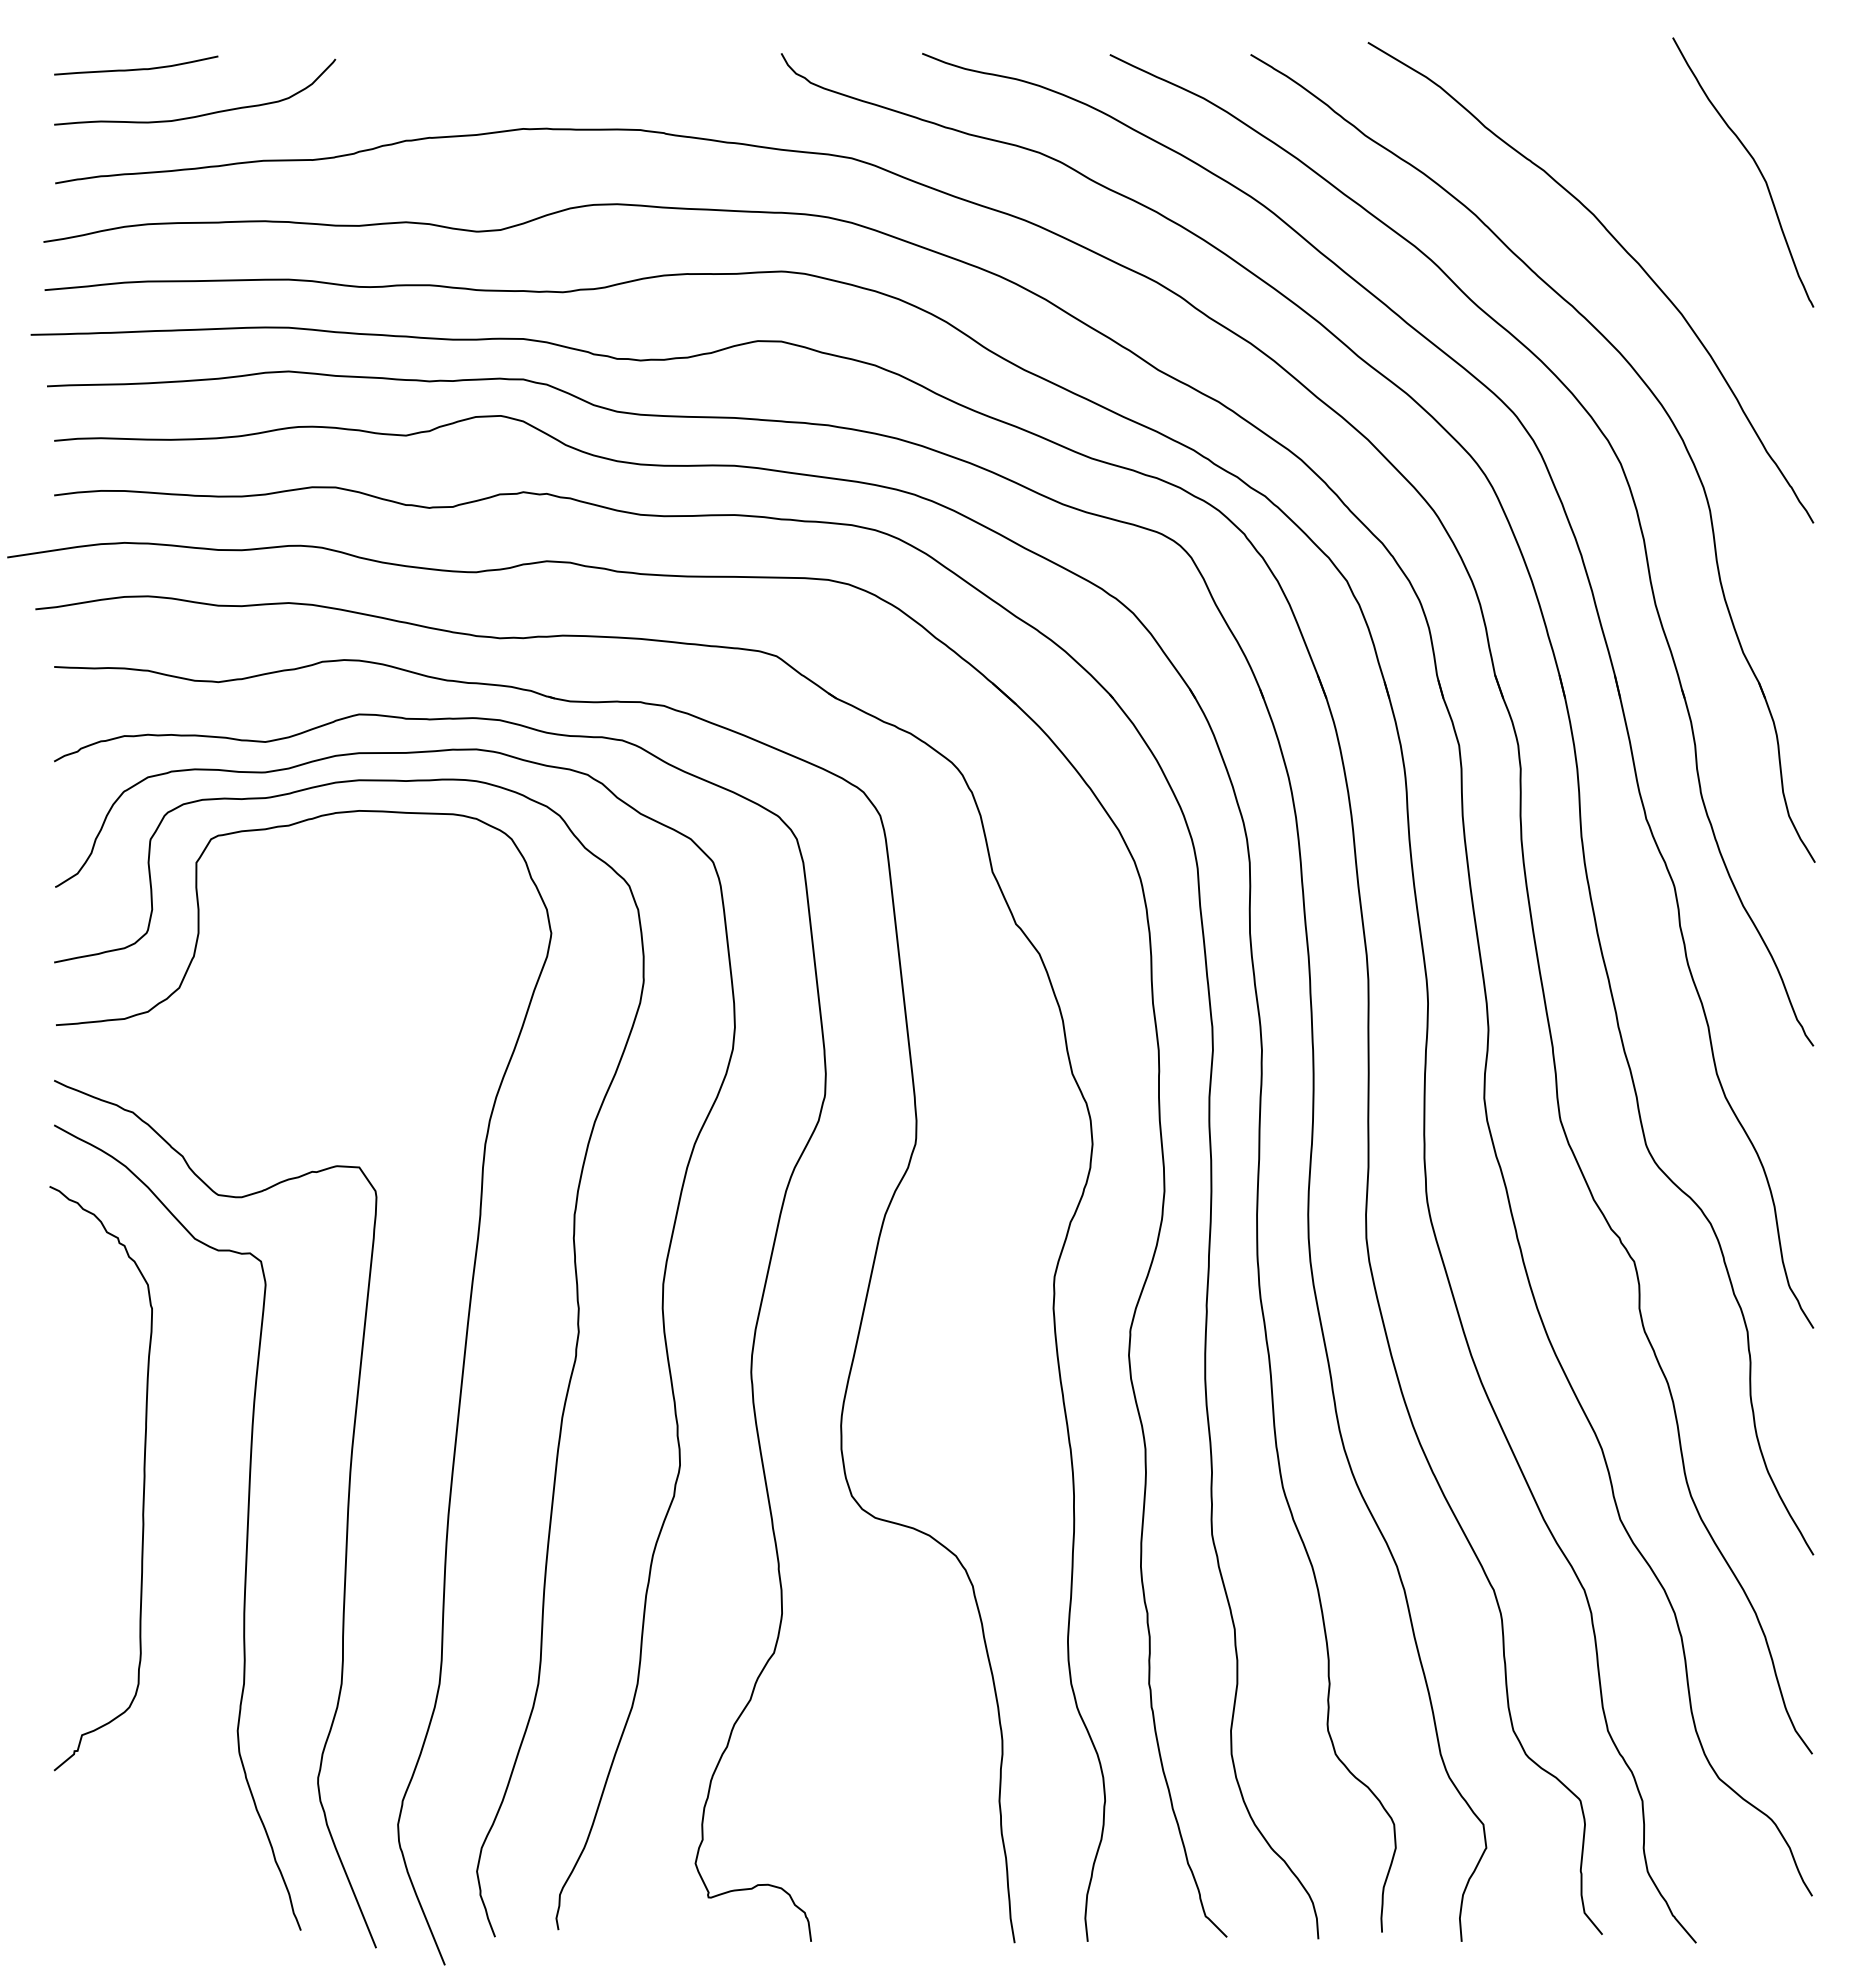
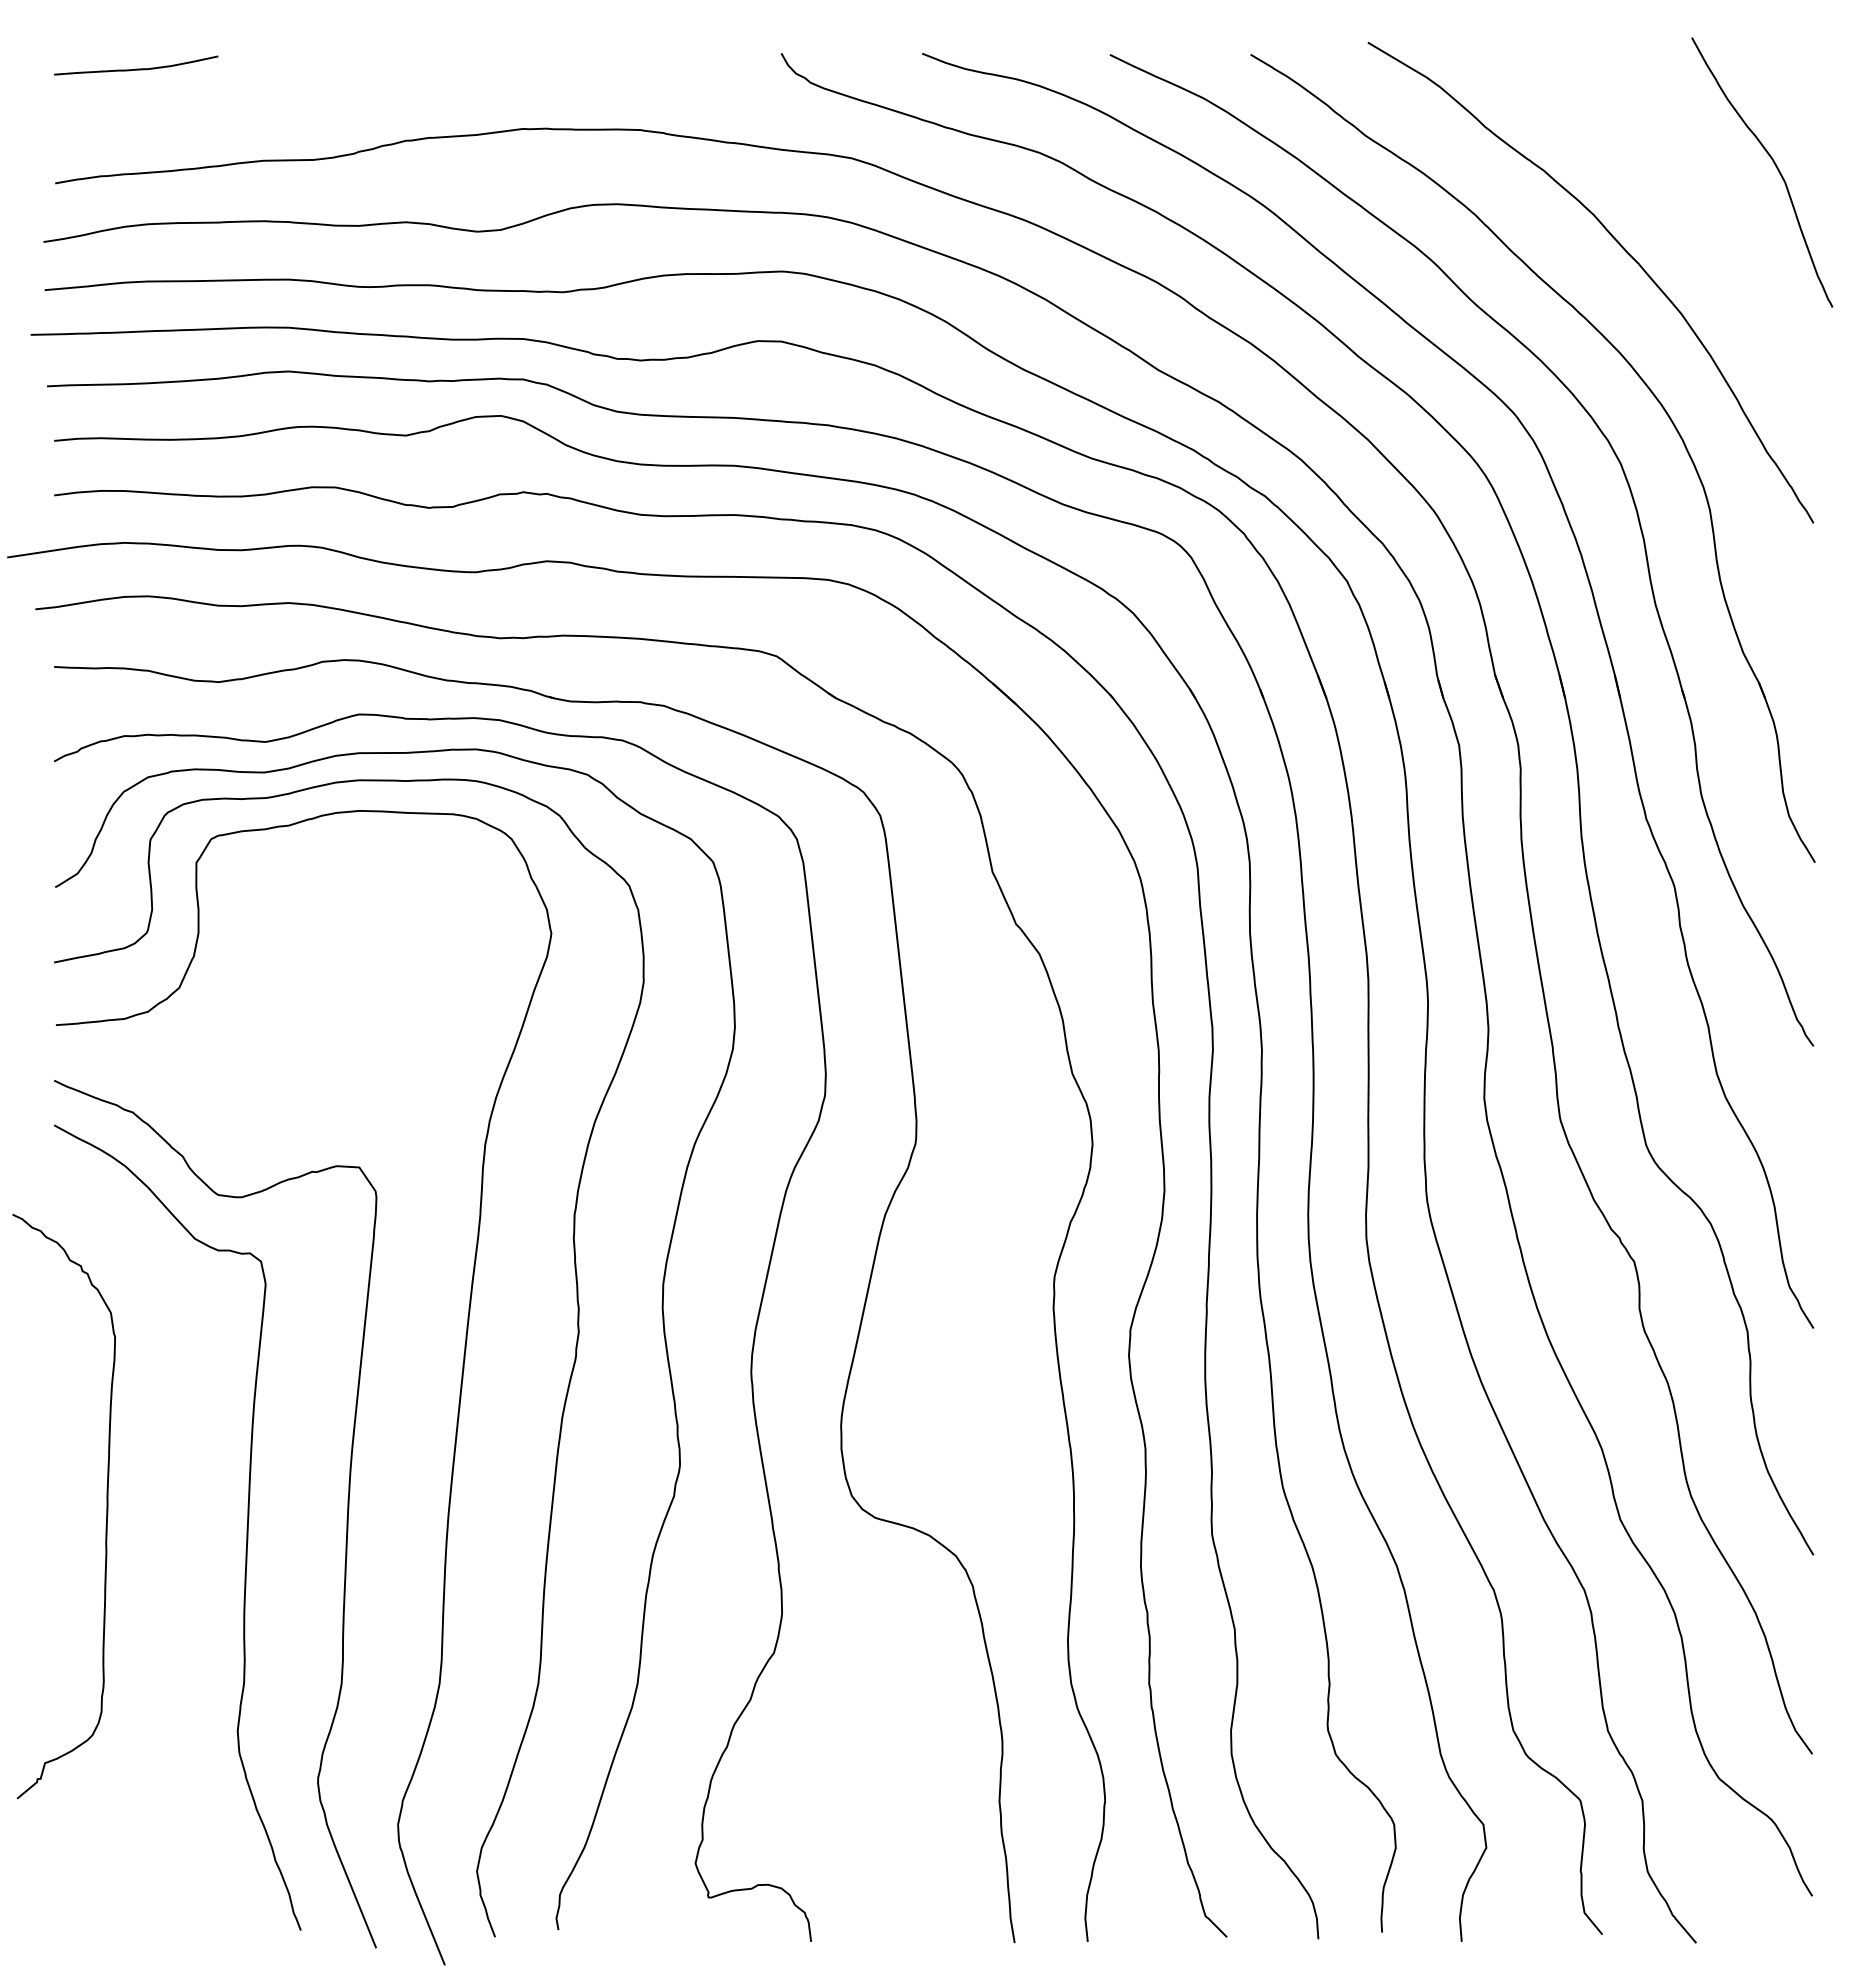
curve: present -> none (200, 114)
curve position: (1754, 163) -> (1773, 163) (1773, 163)
curve position: (143, 1478) -> (106, 1506) (106, 1506)
